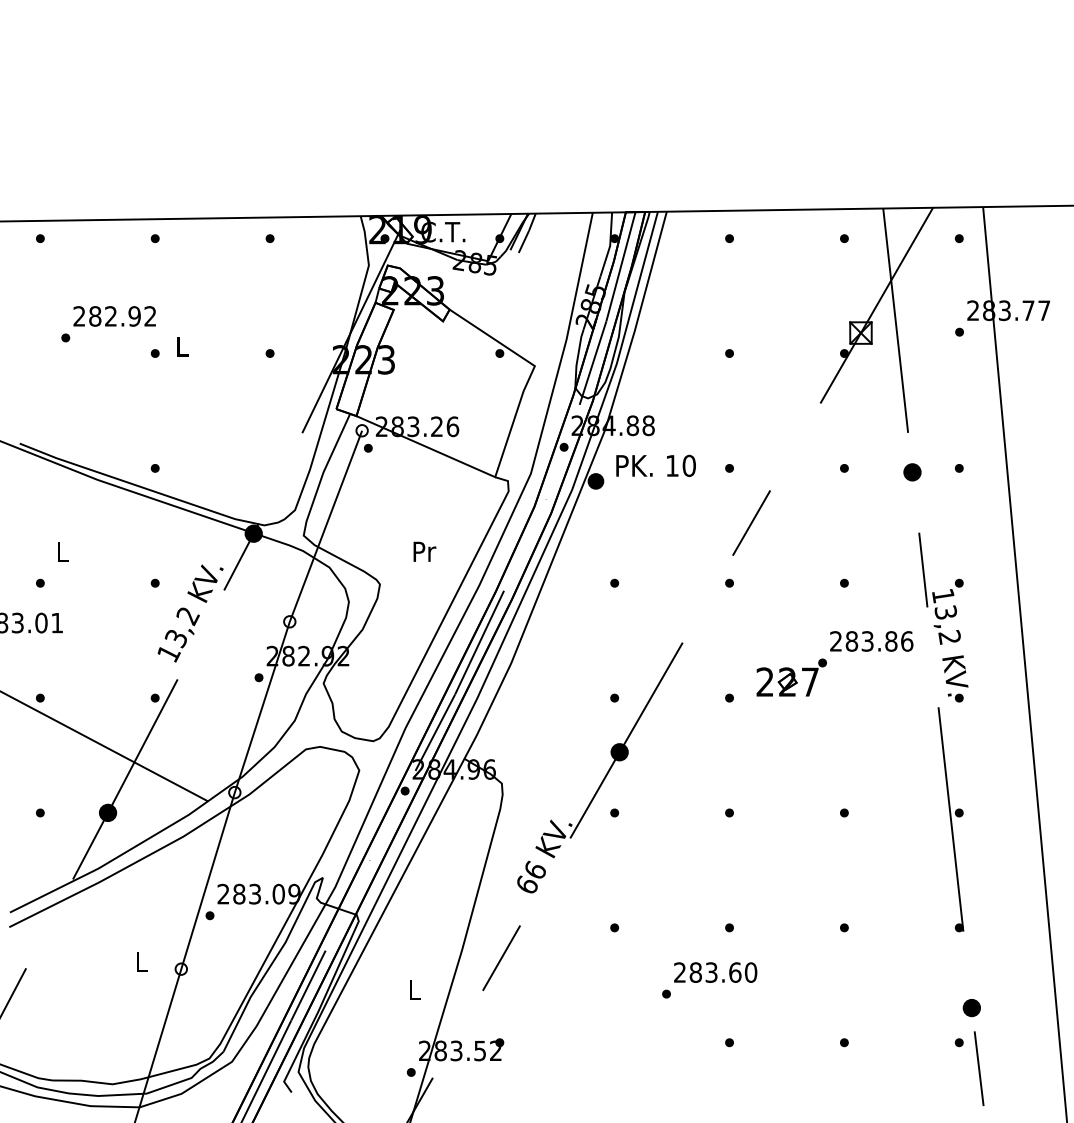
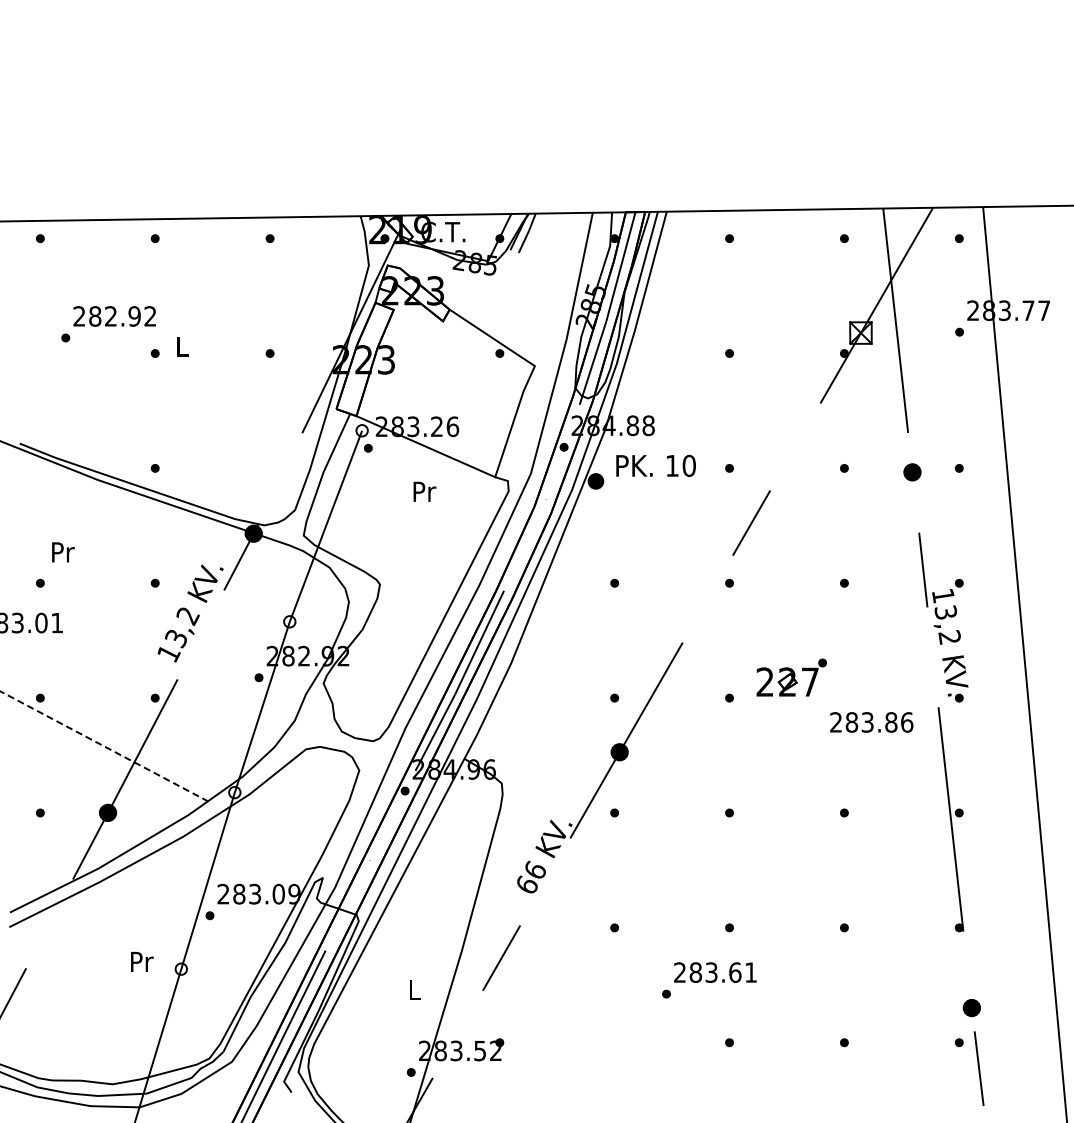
text position: (424, 551) -> (424, 491) (424, 491)
text: L -> Pr (63, 552)
text position: (871, 641) -> (871, 722) (871, 722)
line: solid -> dashed (104, 746)
text: L -> Pr (142, 961)
text: 283.60 -> 283.61 (750, 972)
